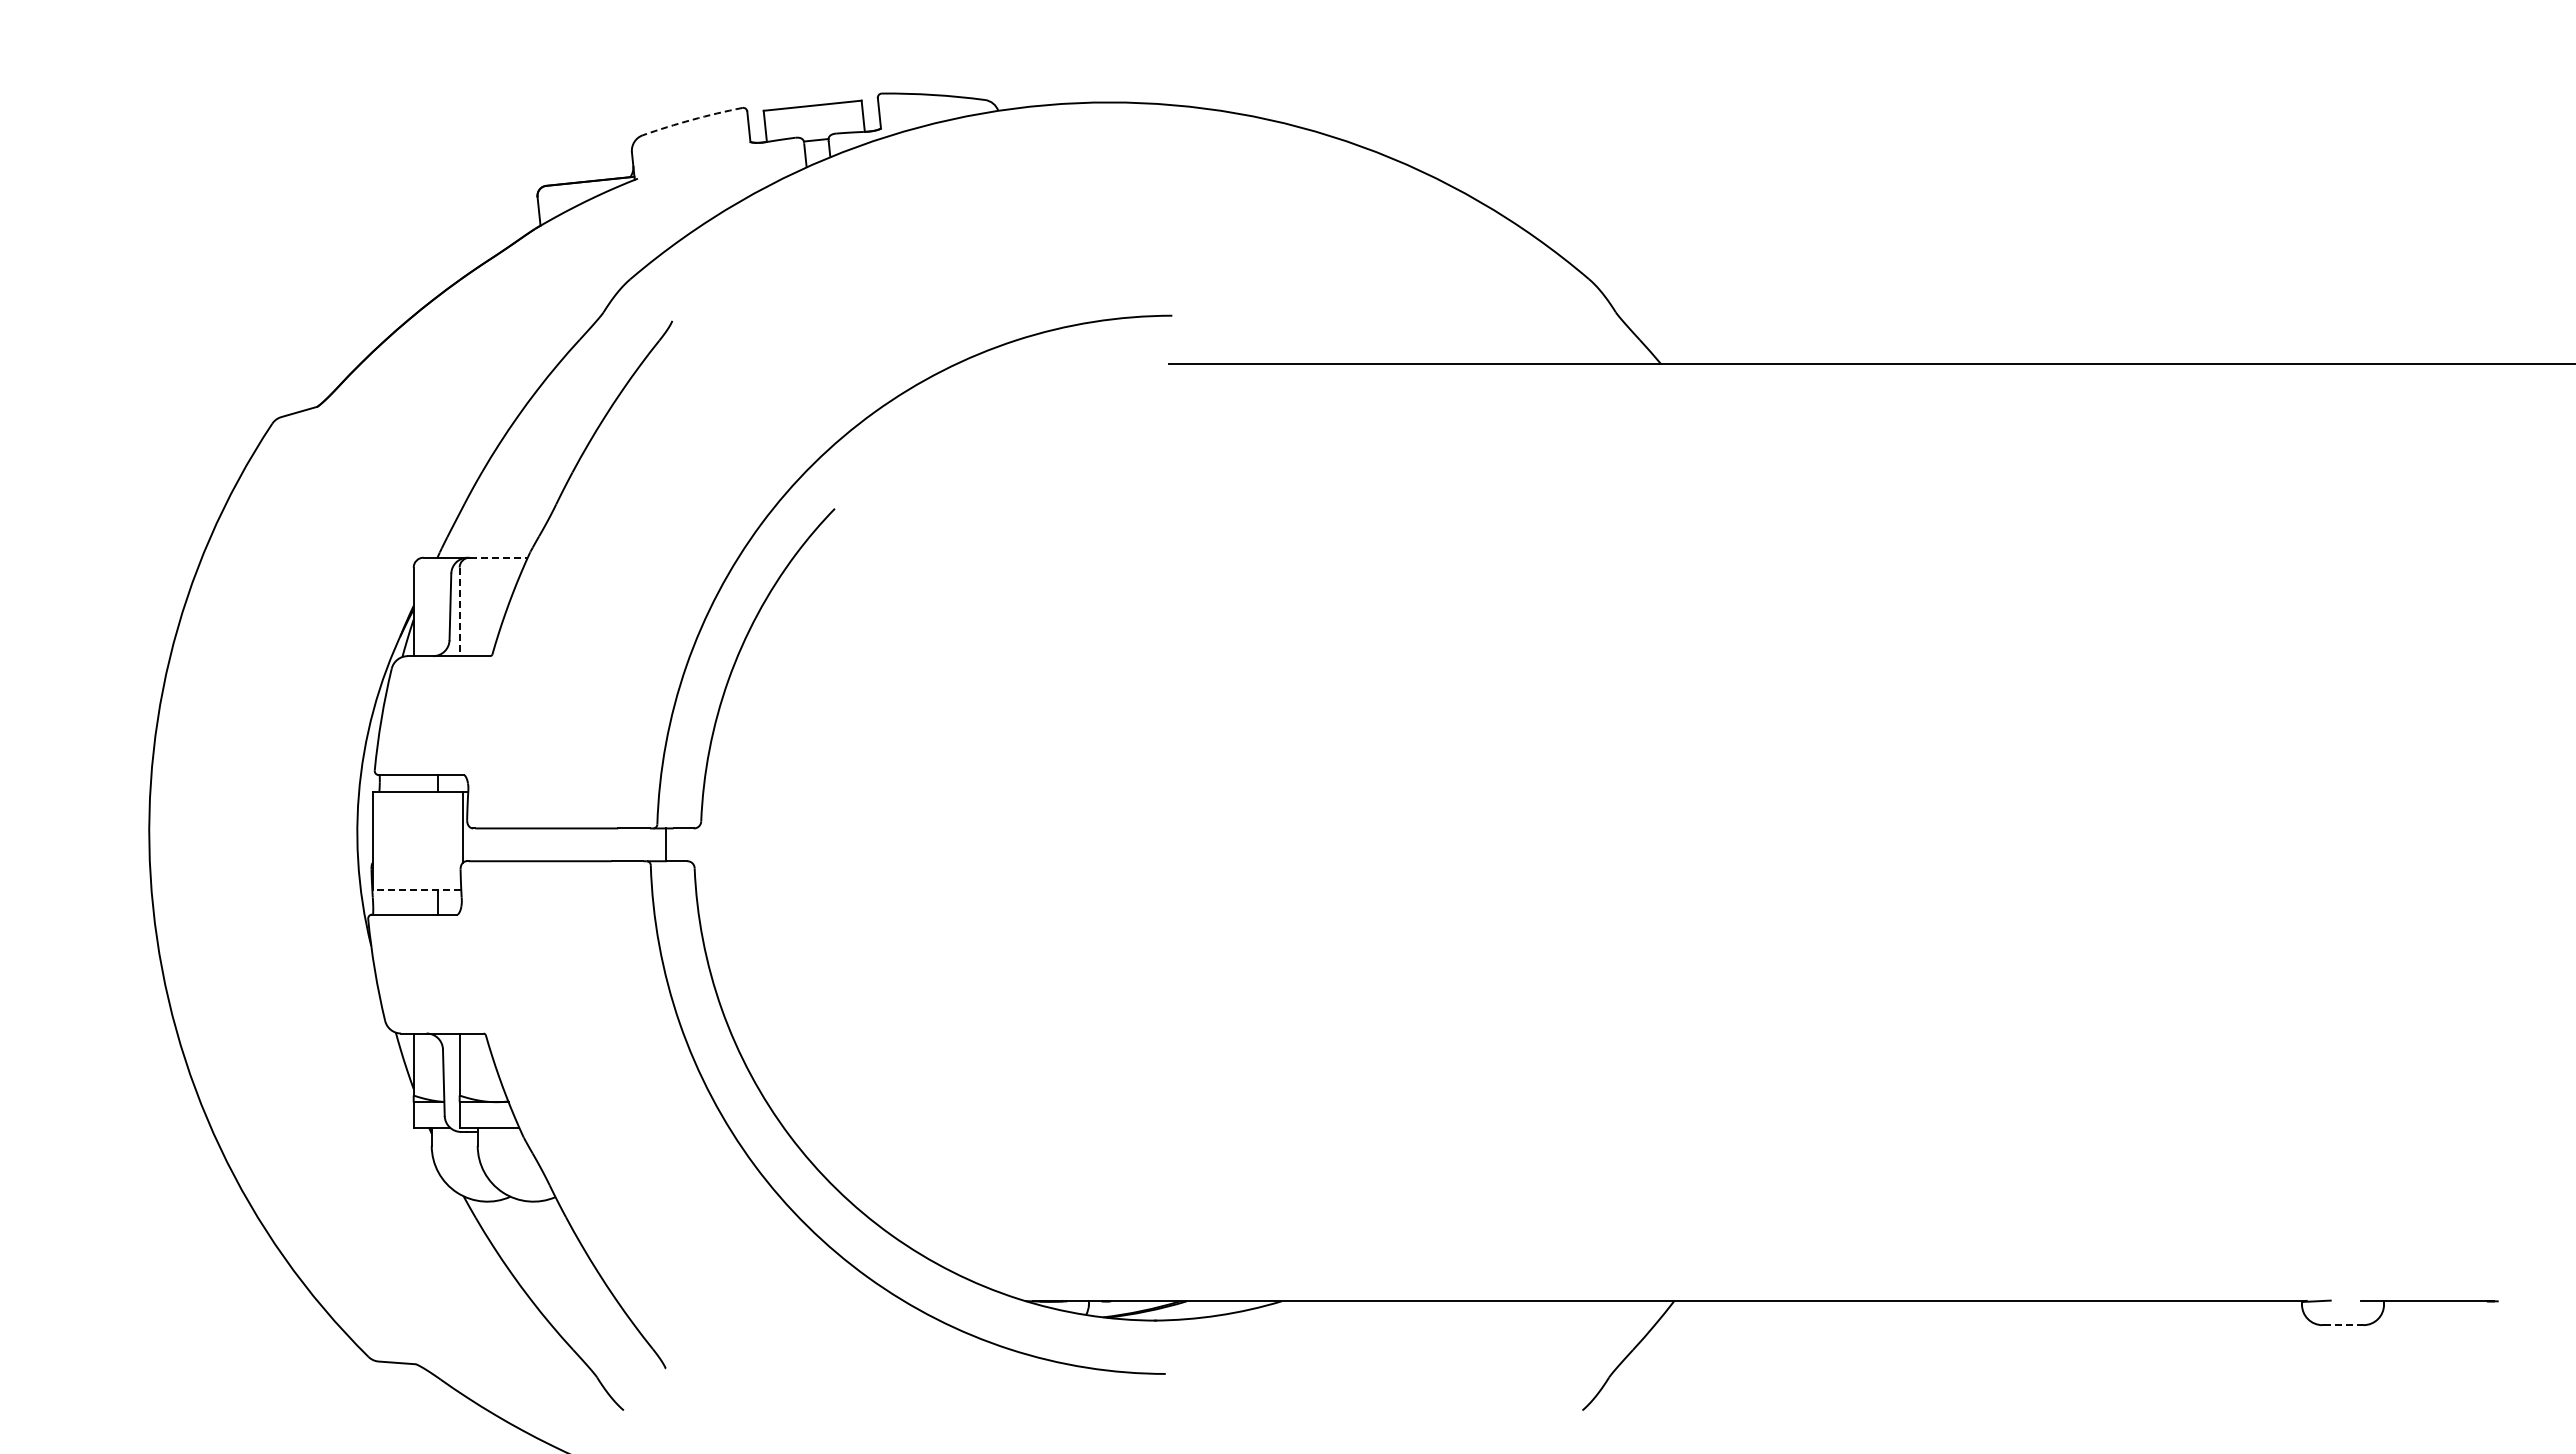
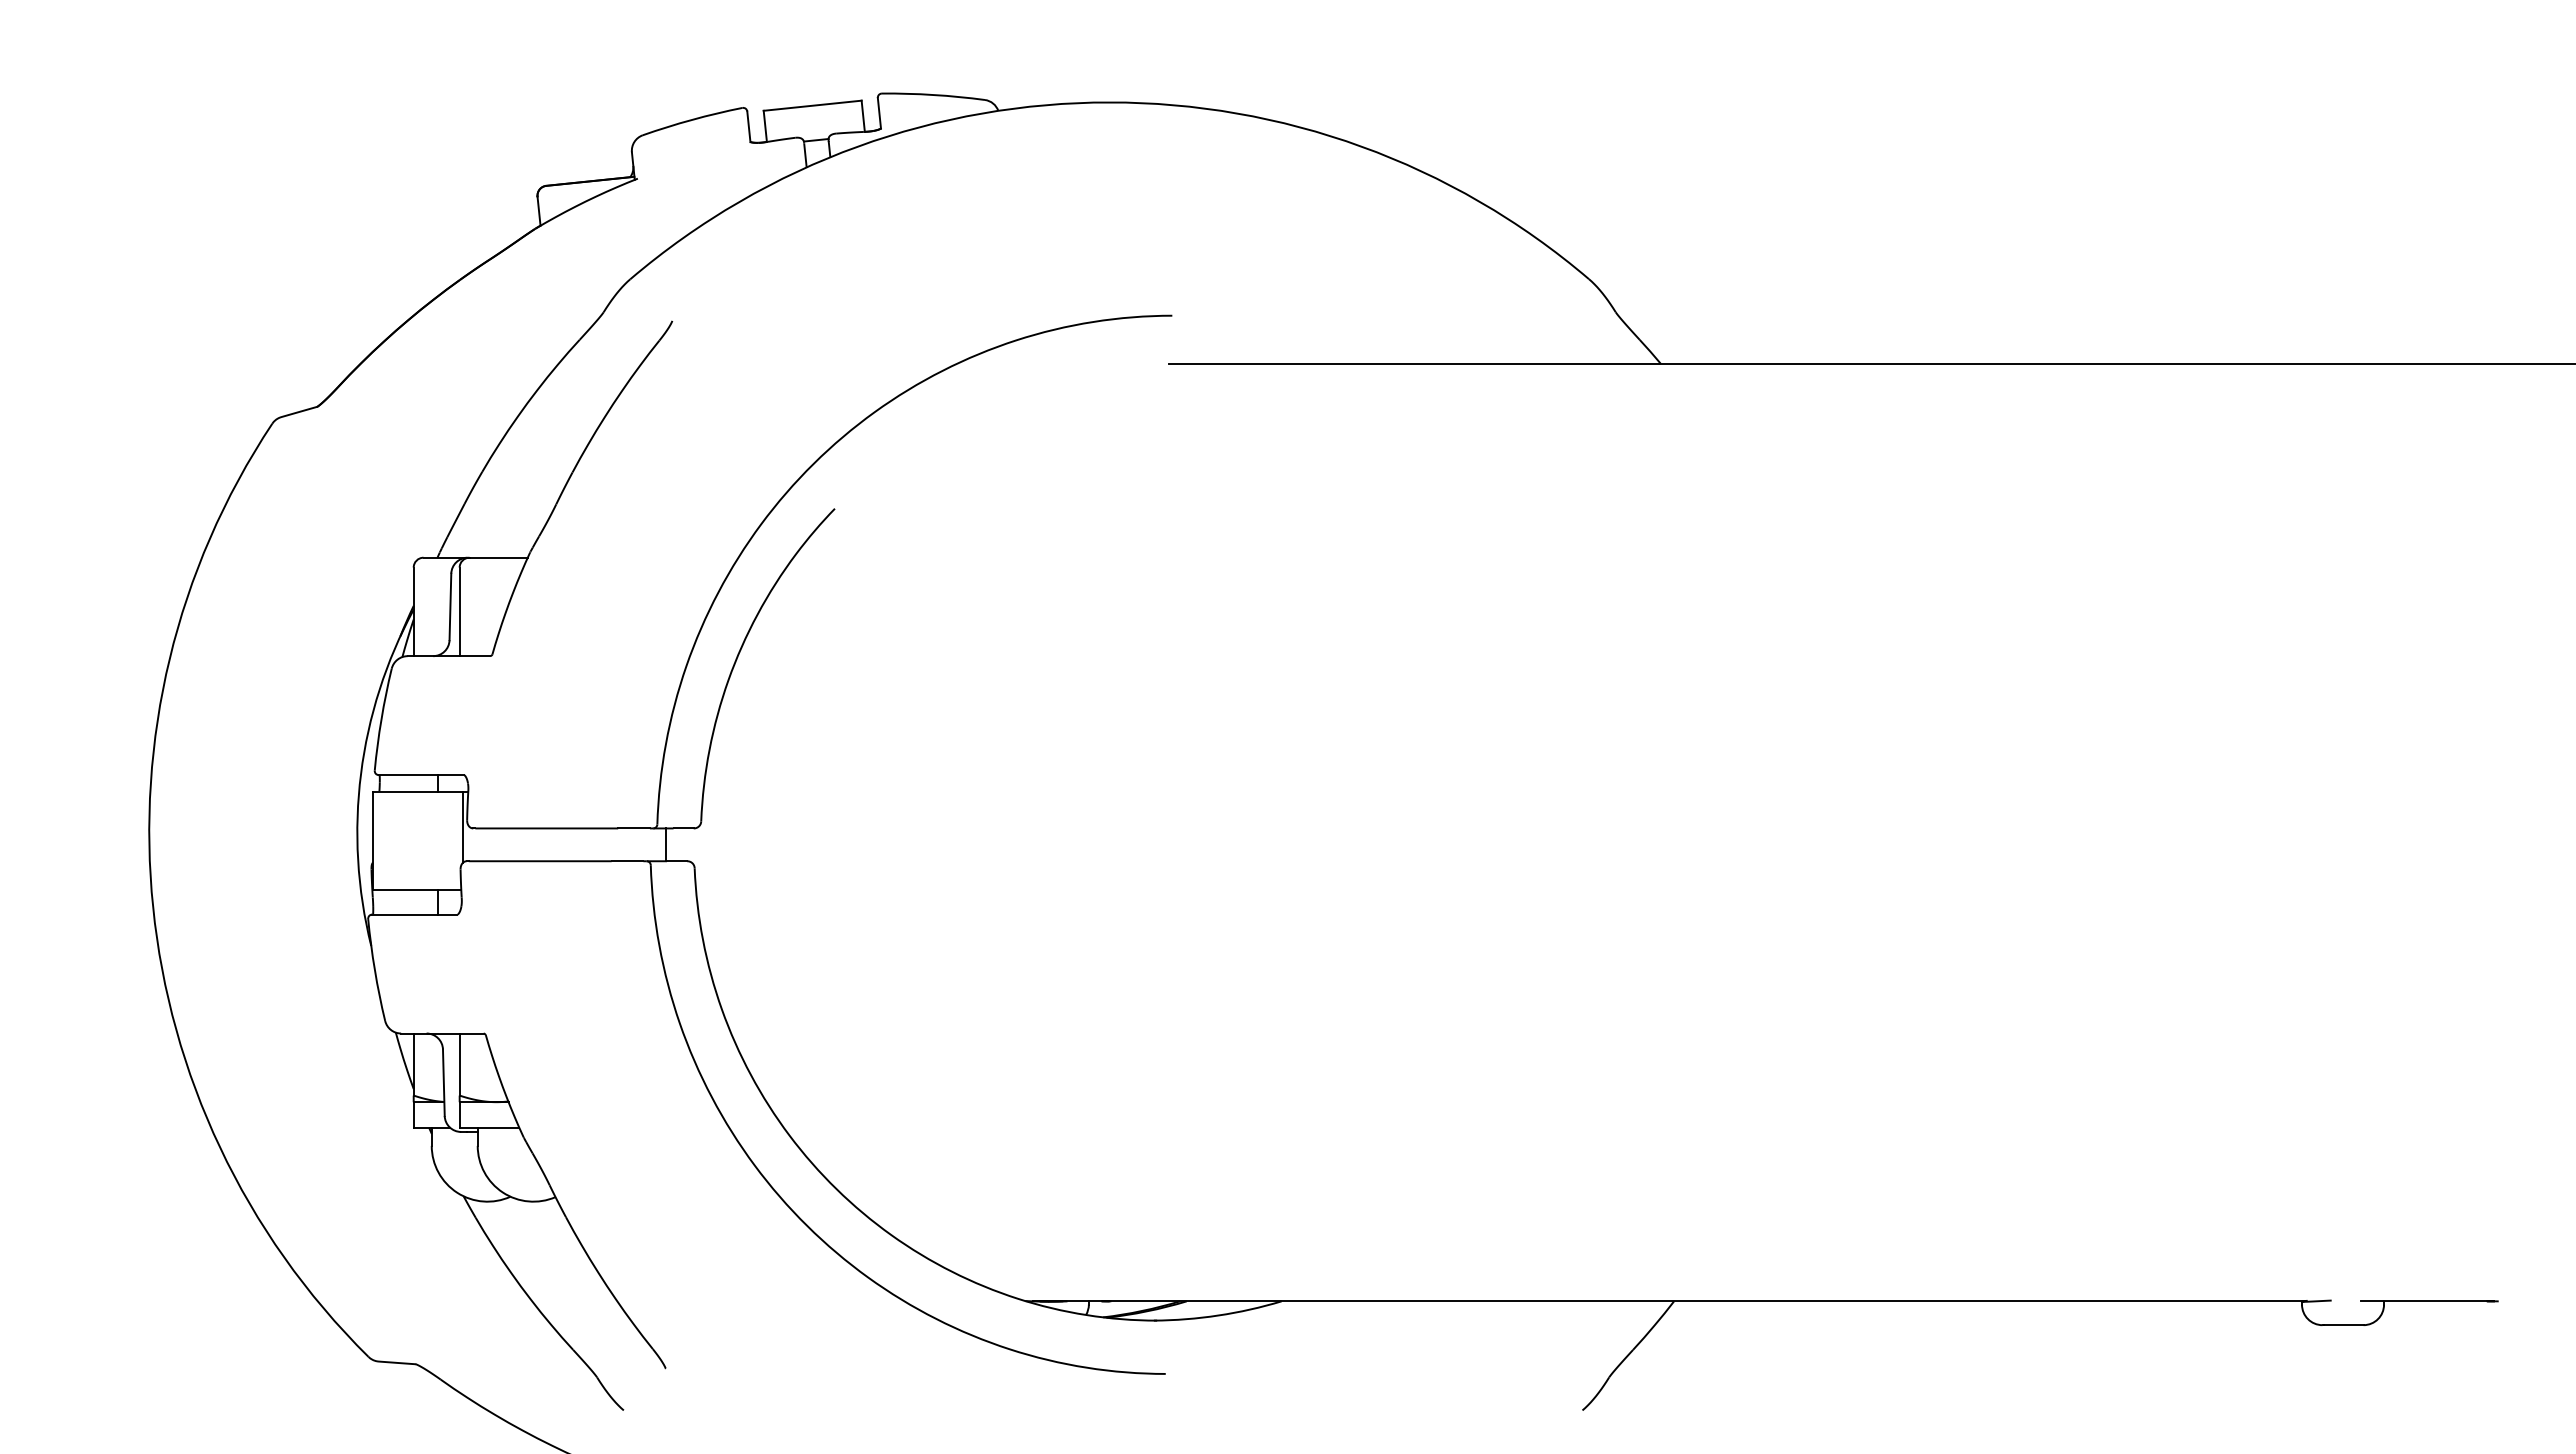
arc: dashed -> solid (692, 119)
line: dashed -> solid (499, 557)
line: dashed -> solid (459, 612)
line: dashed -> solid (416, 889)
line: dashed -> solid (2343, 1325)
